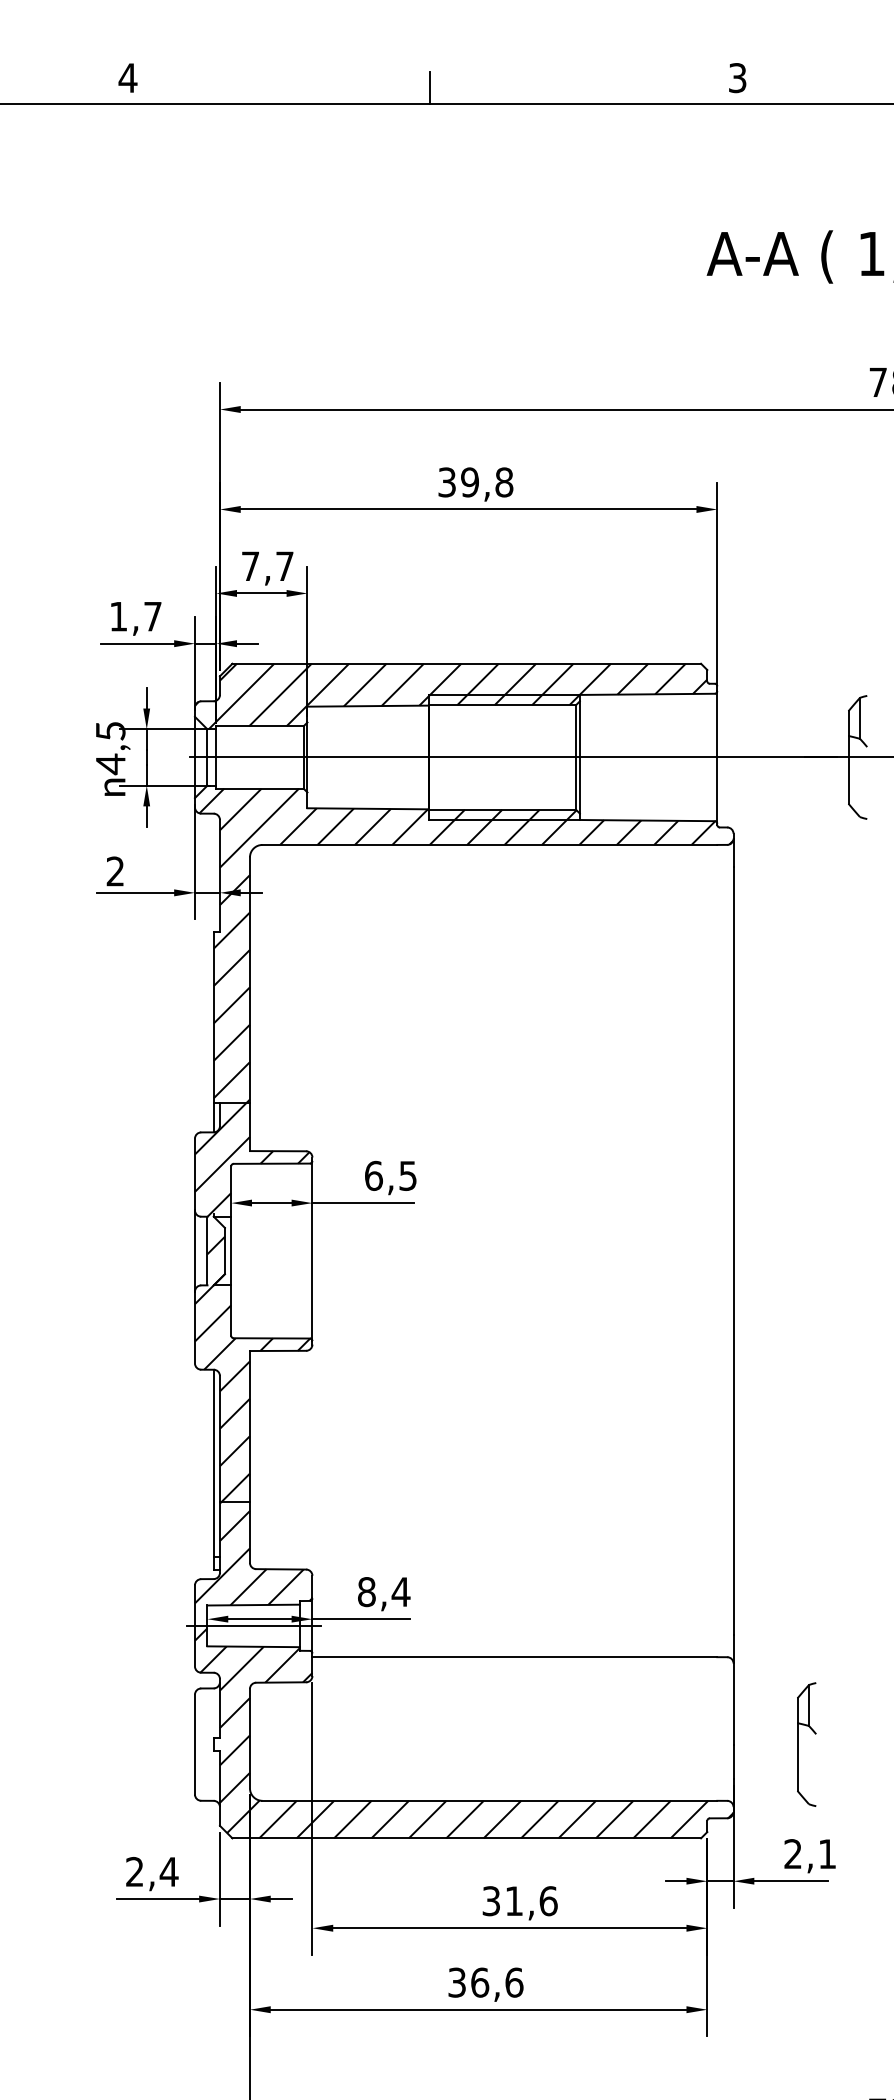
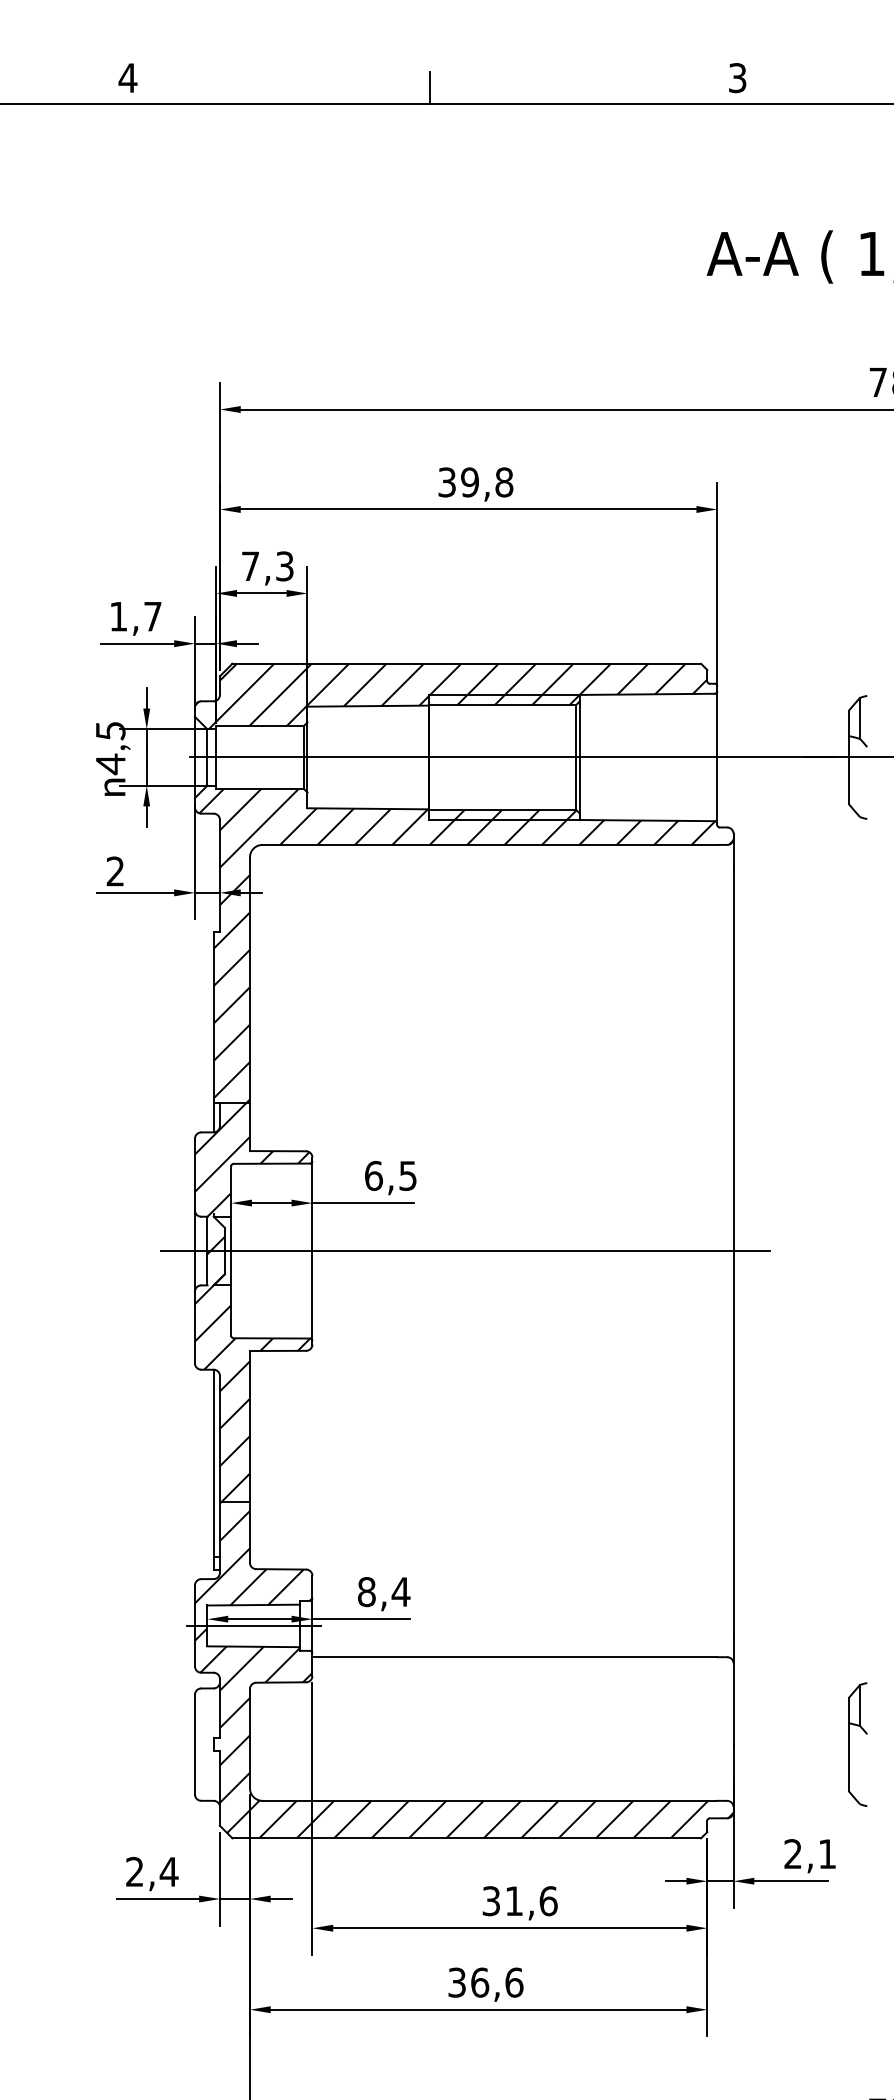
text: 7,7 -> 7,3 (284, 566)
line: none -> present (464, 1251)
part position: (798, 1744) -> (849, 1744) (849, 1744)
